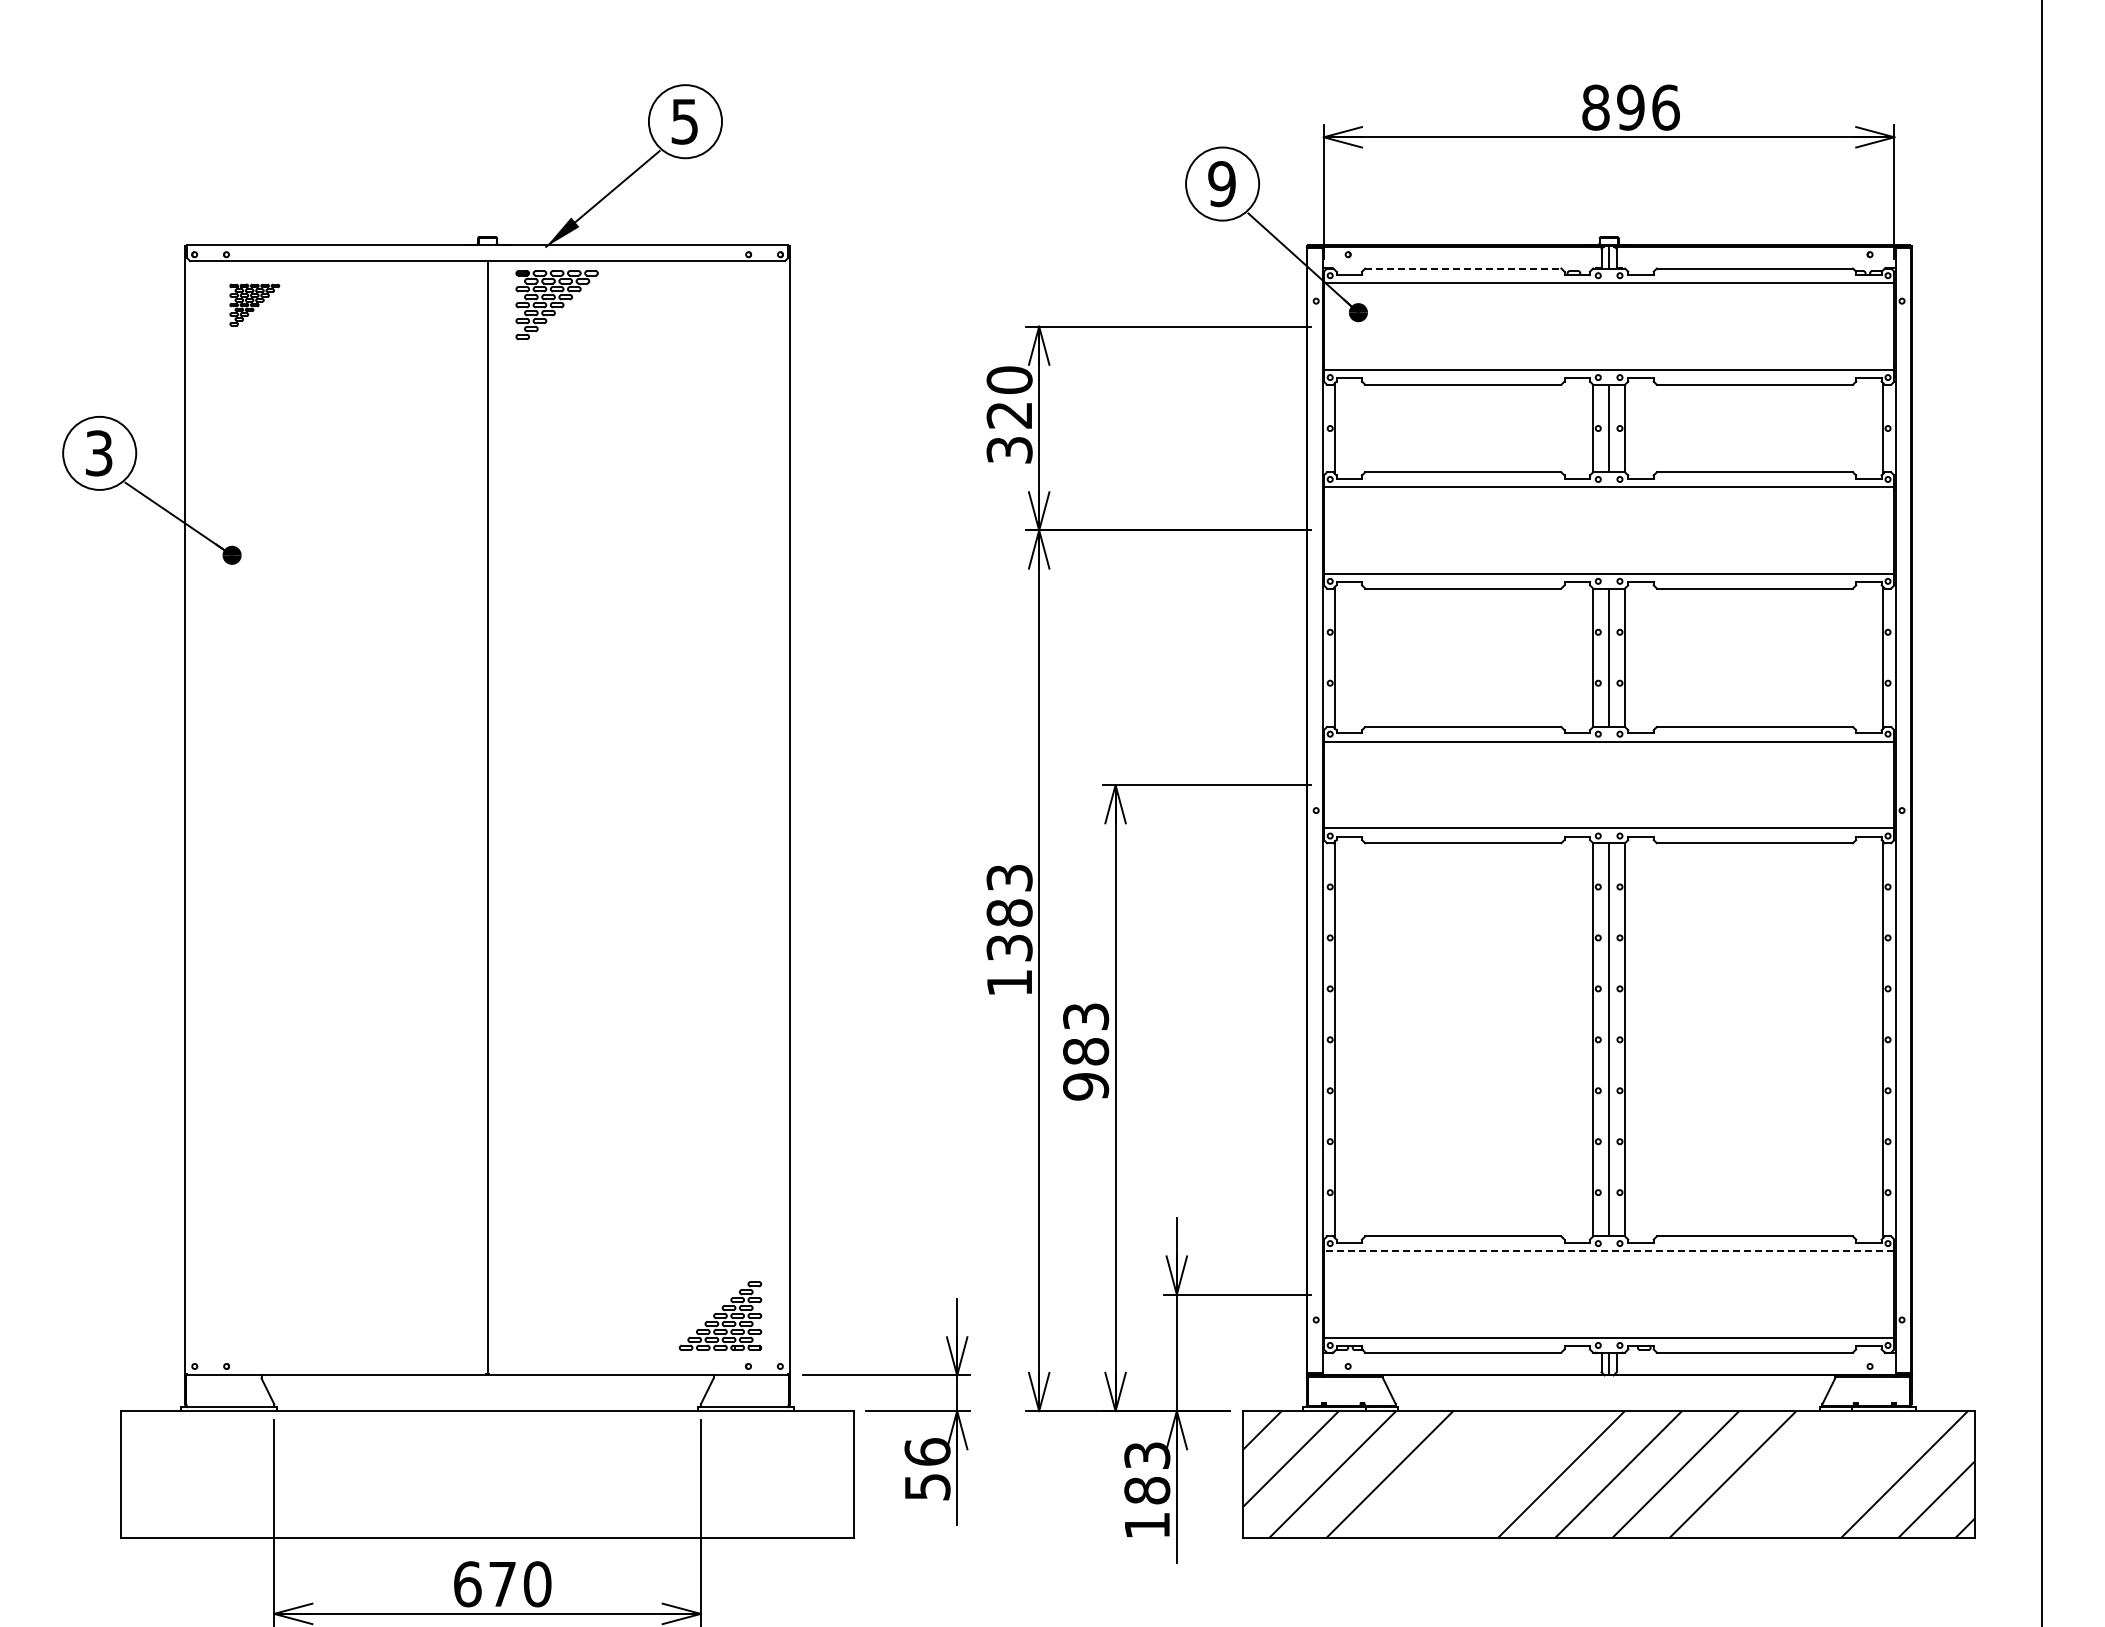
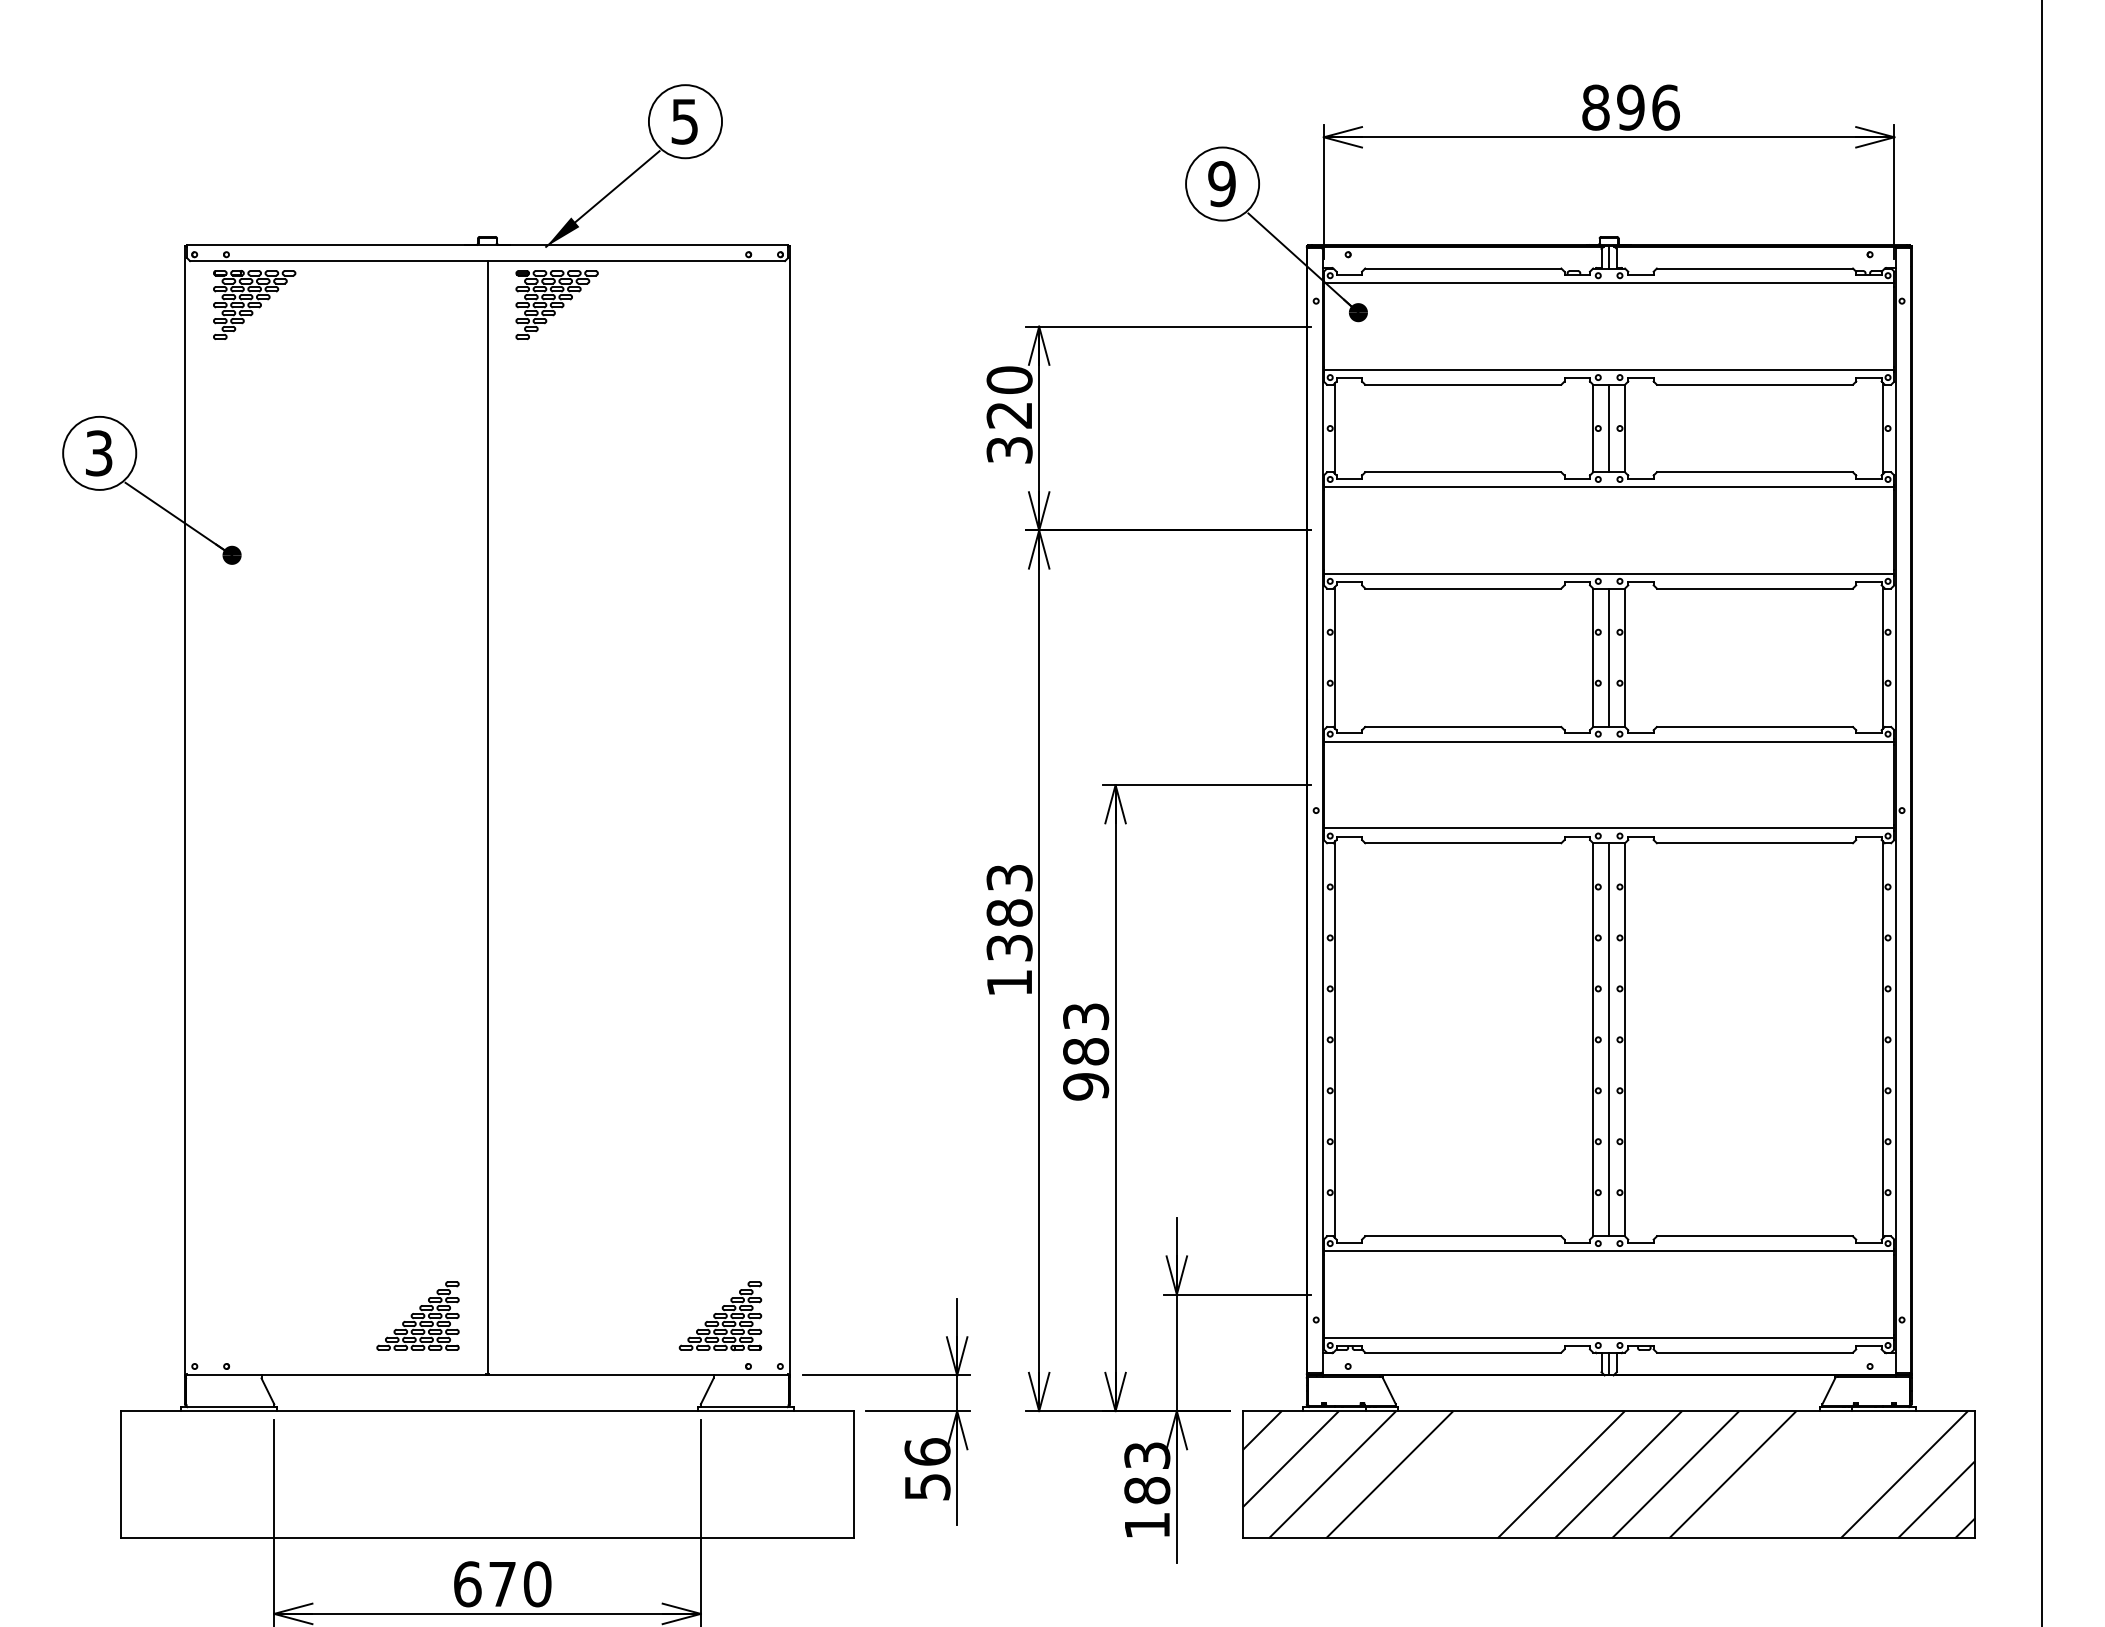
line: dashed -> solid (1463, 268)
part size: 52x44 px -> 84x70 px (254, 304)
line: dashed -> solid (1608, 1251)
part: none -> present (417, 1315)
